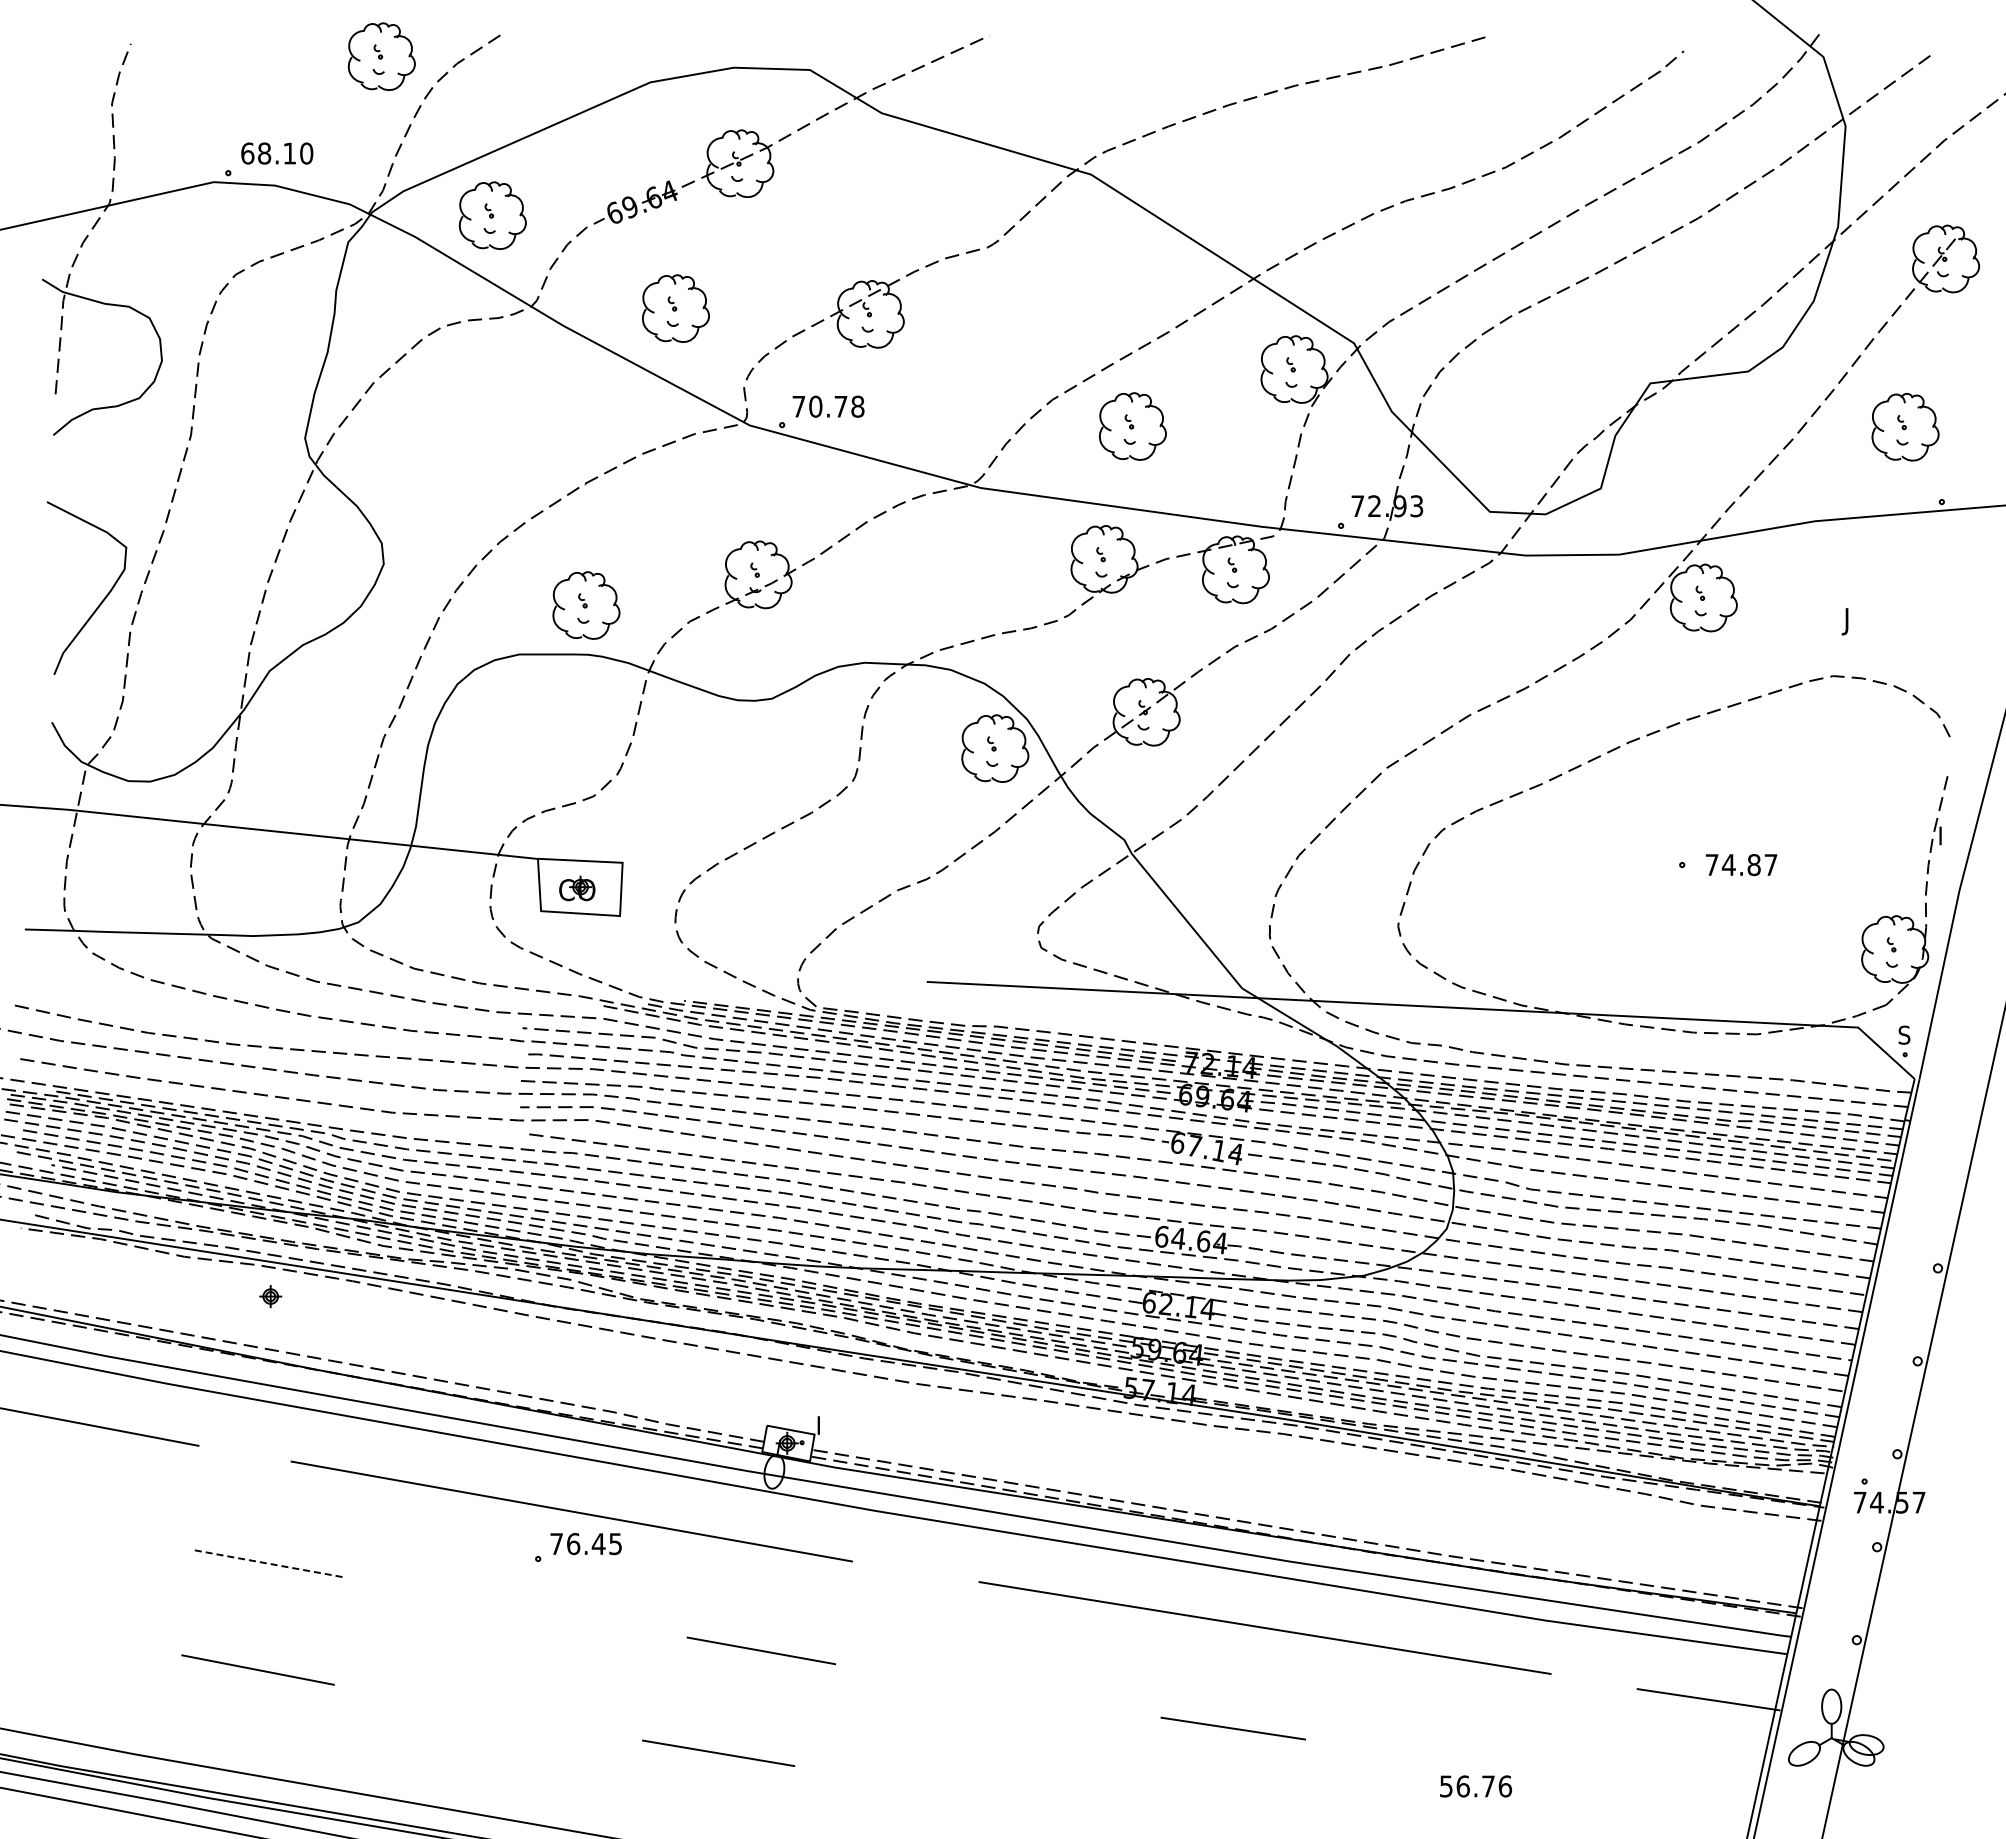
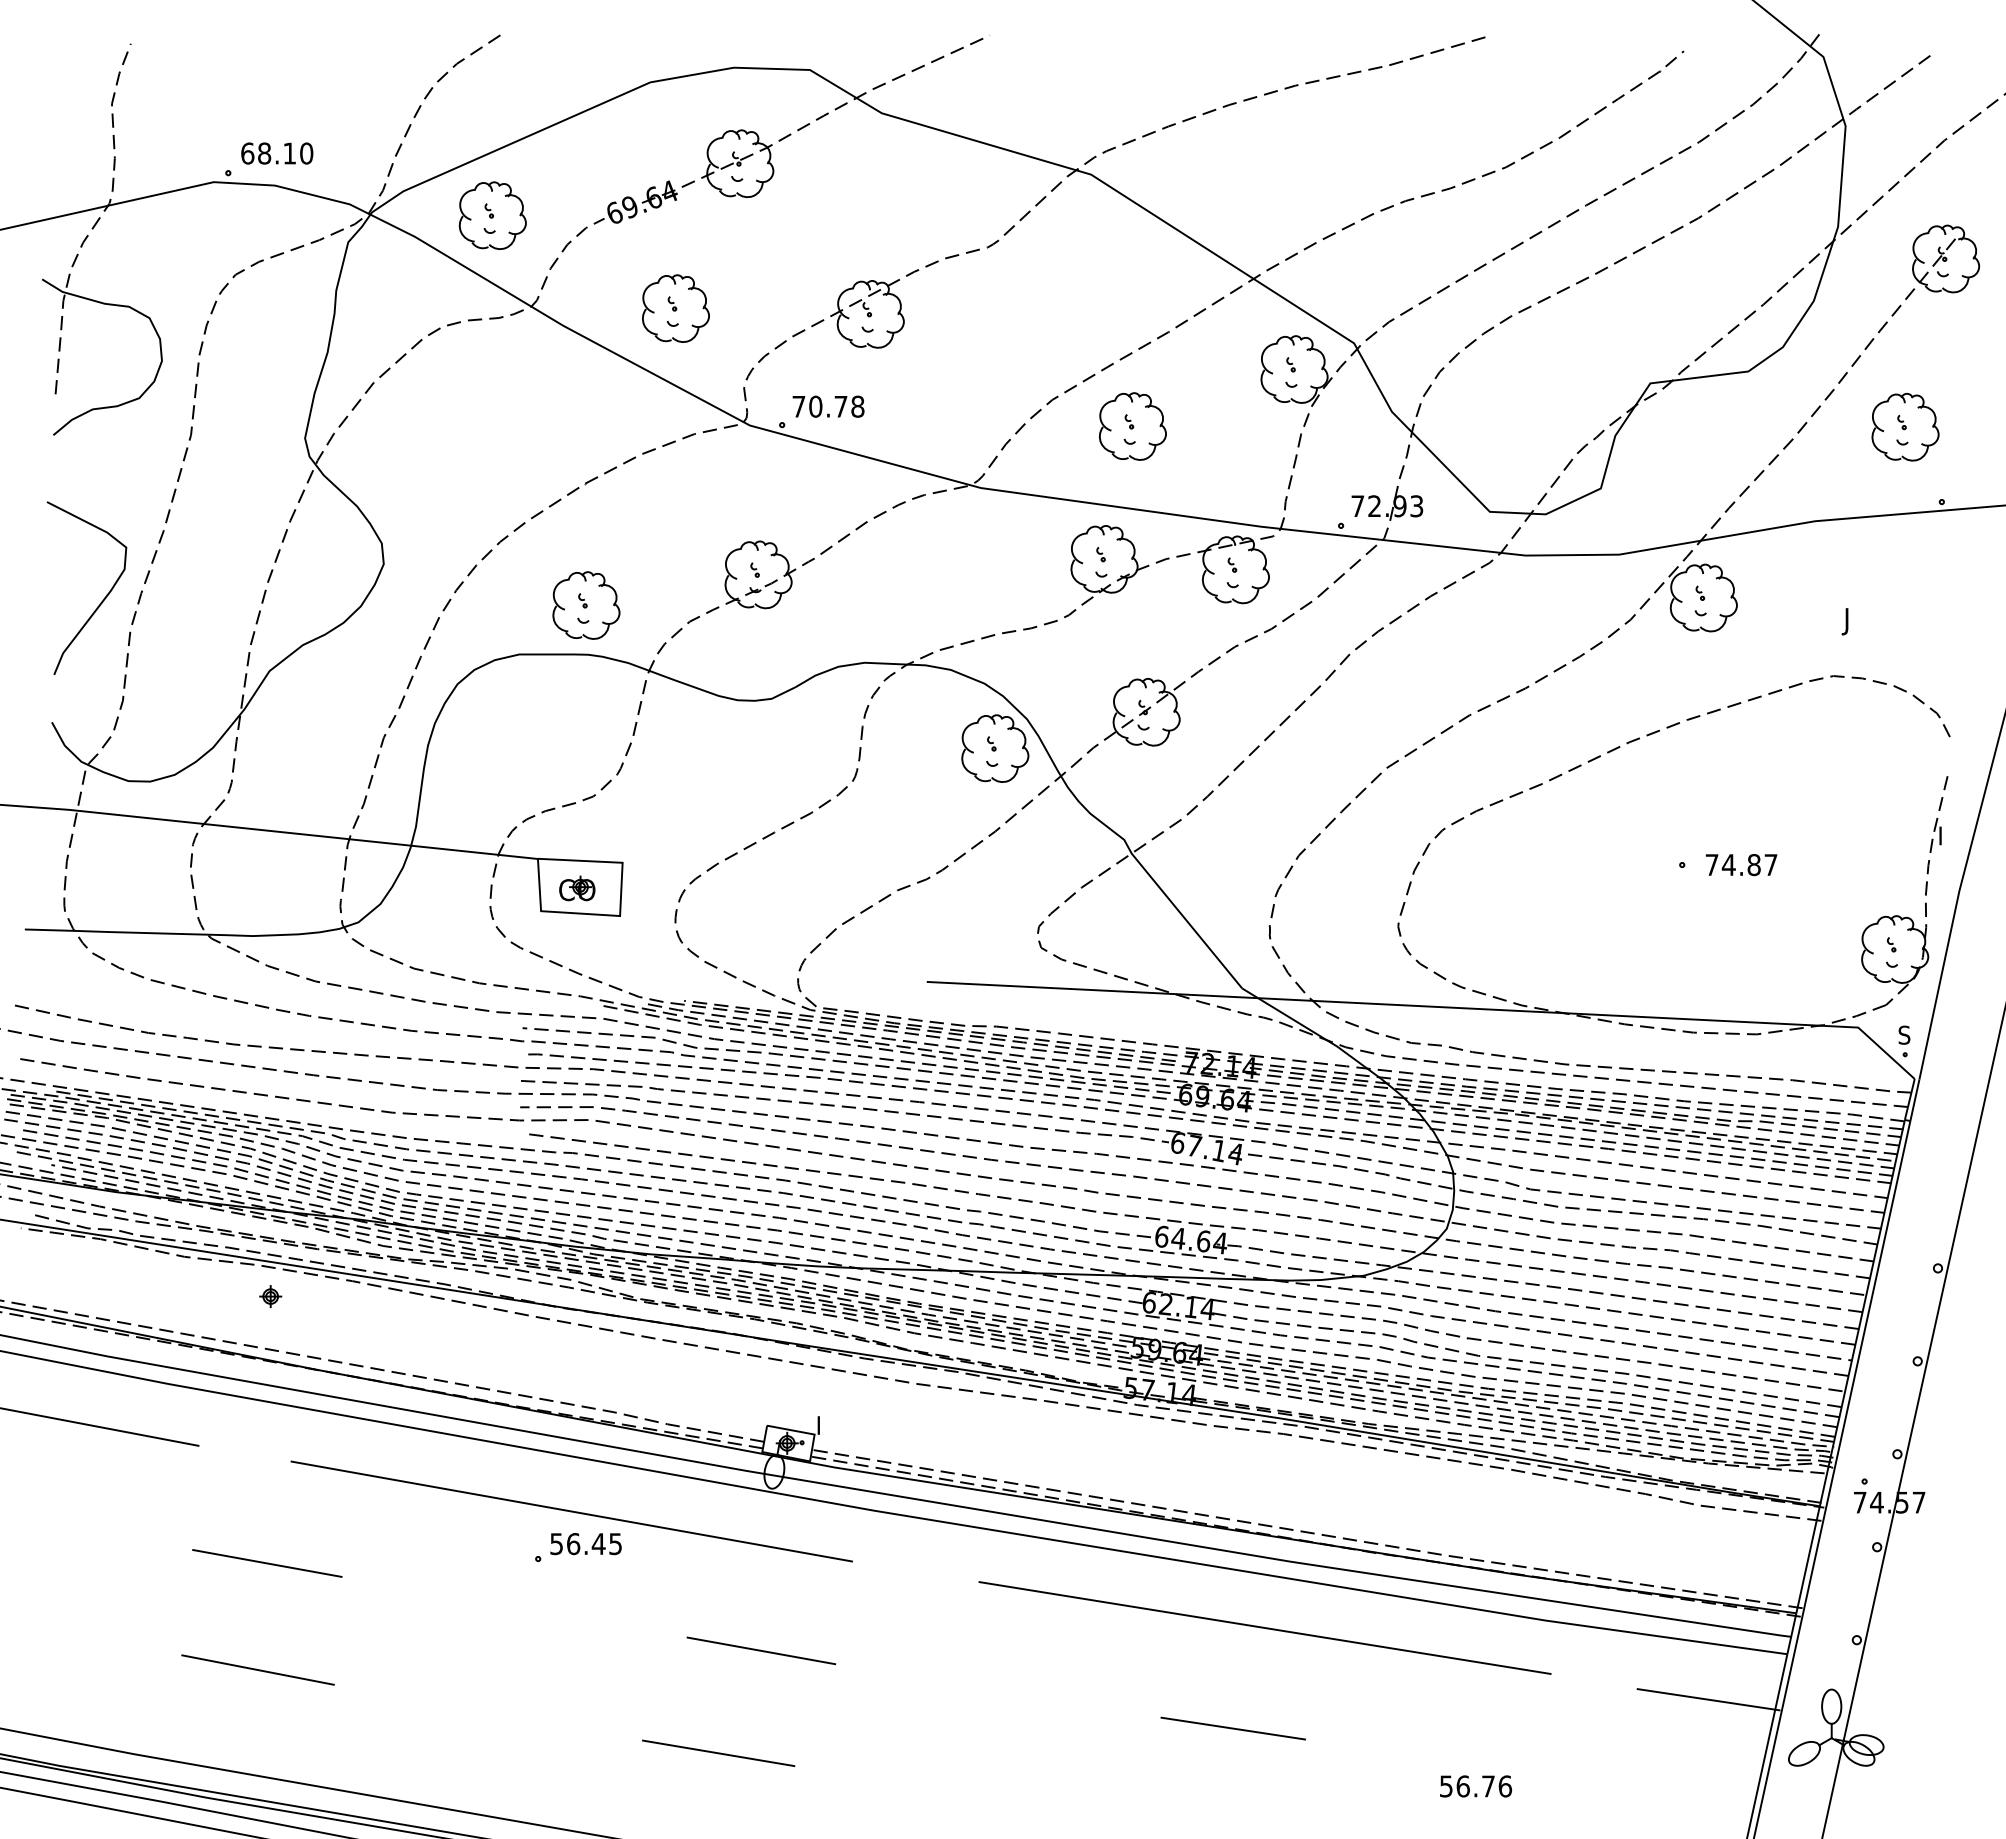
part: present -> none (381, 56)
text: 76.45 -> 56.45 (556, 1544)
line: dashed -> solid (266, 1563)
